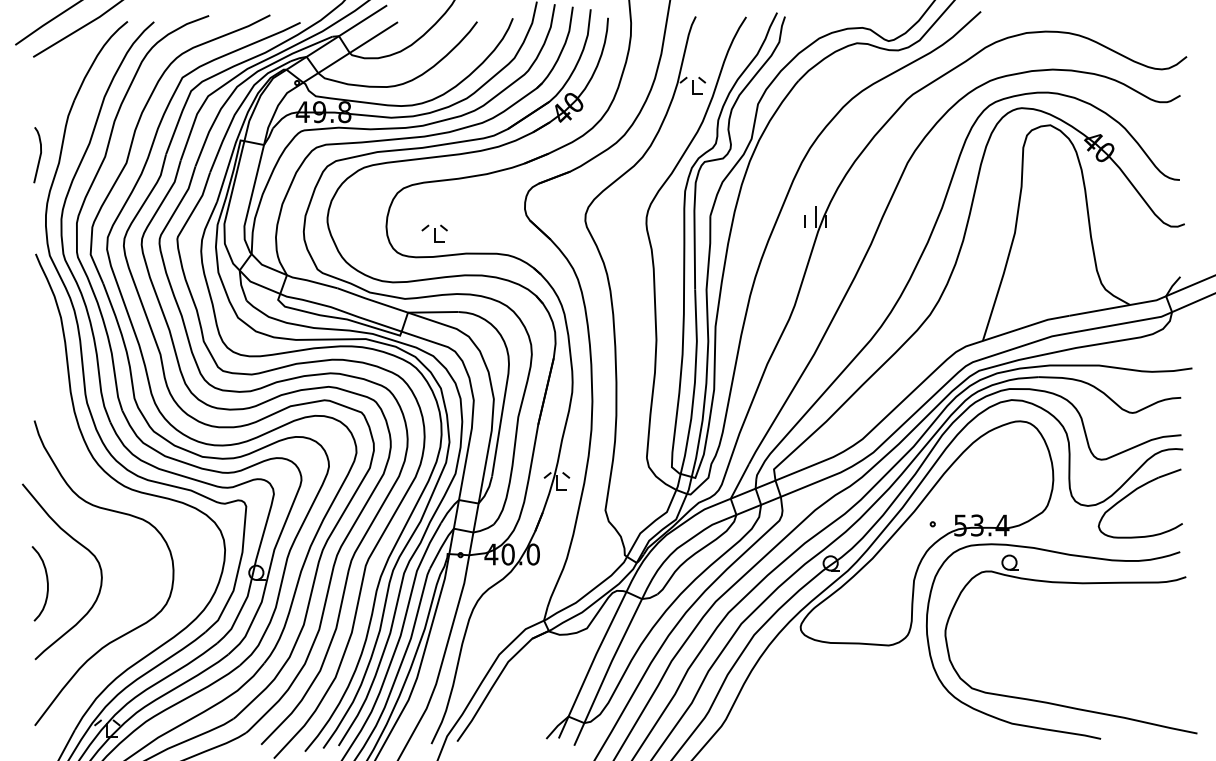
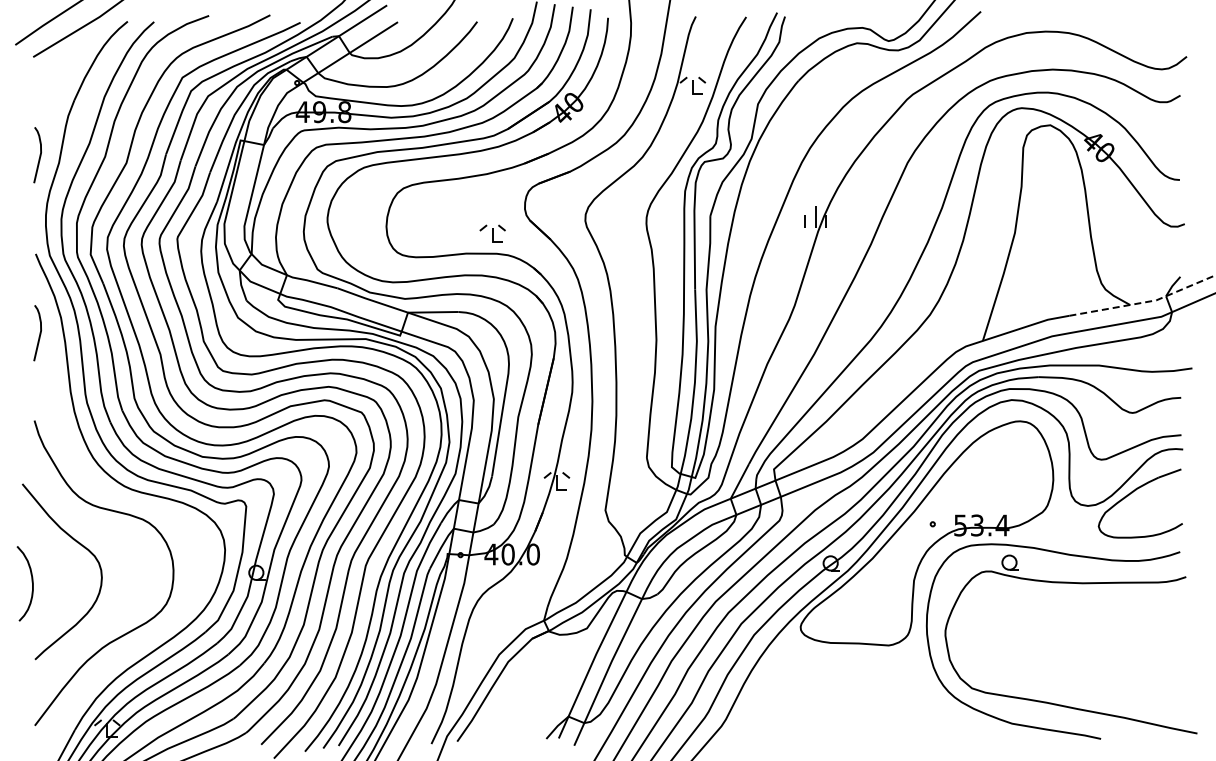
part position: (434, 233) -> (492, 233) (492, 233)
line: solid -> dashed (1145, 302)
curve: none -> present (39, 333)
curve position: (46, 582) -> (31, 582) (31, 582)
